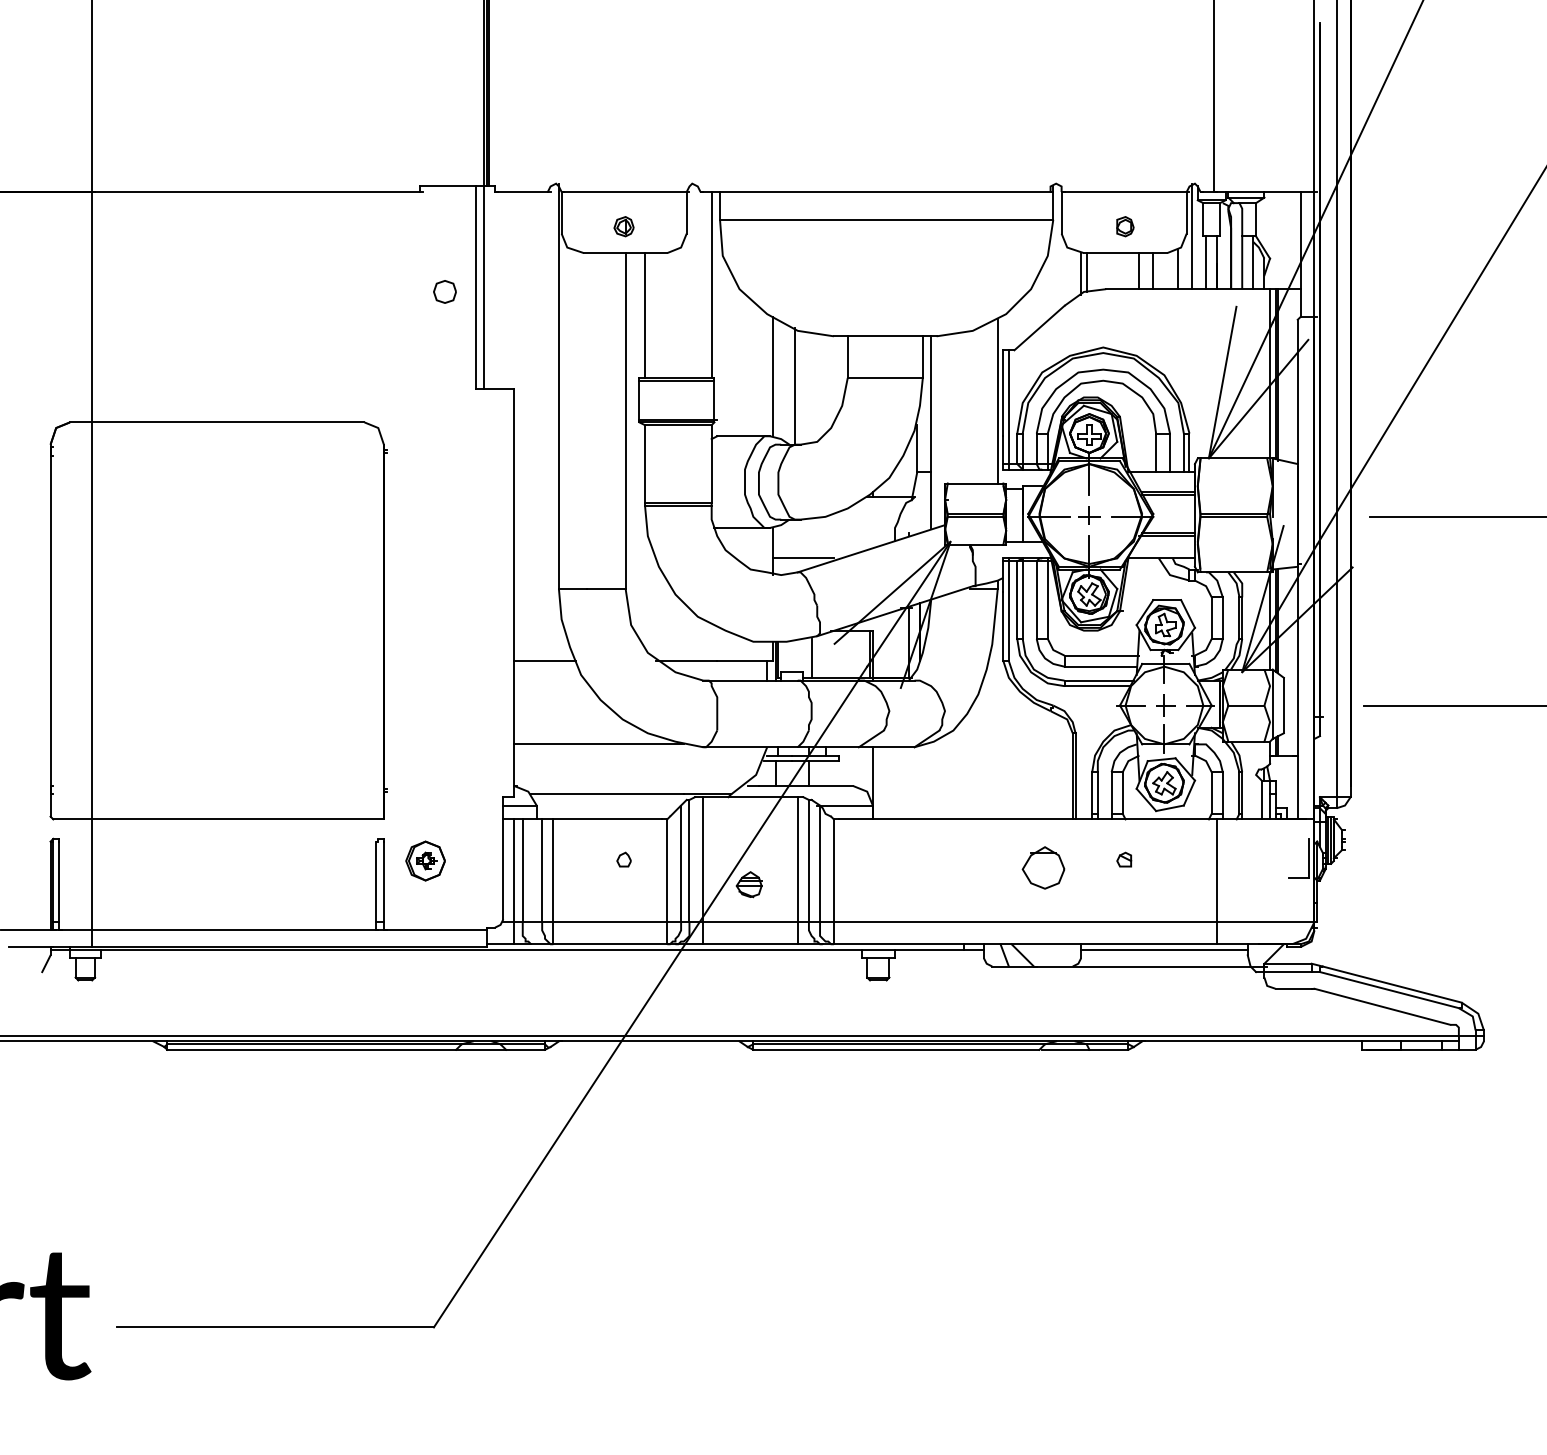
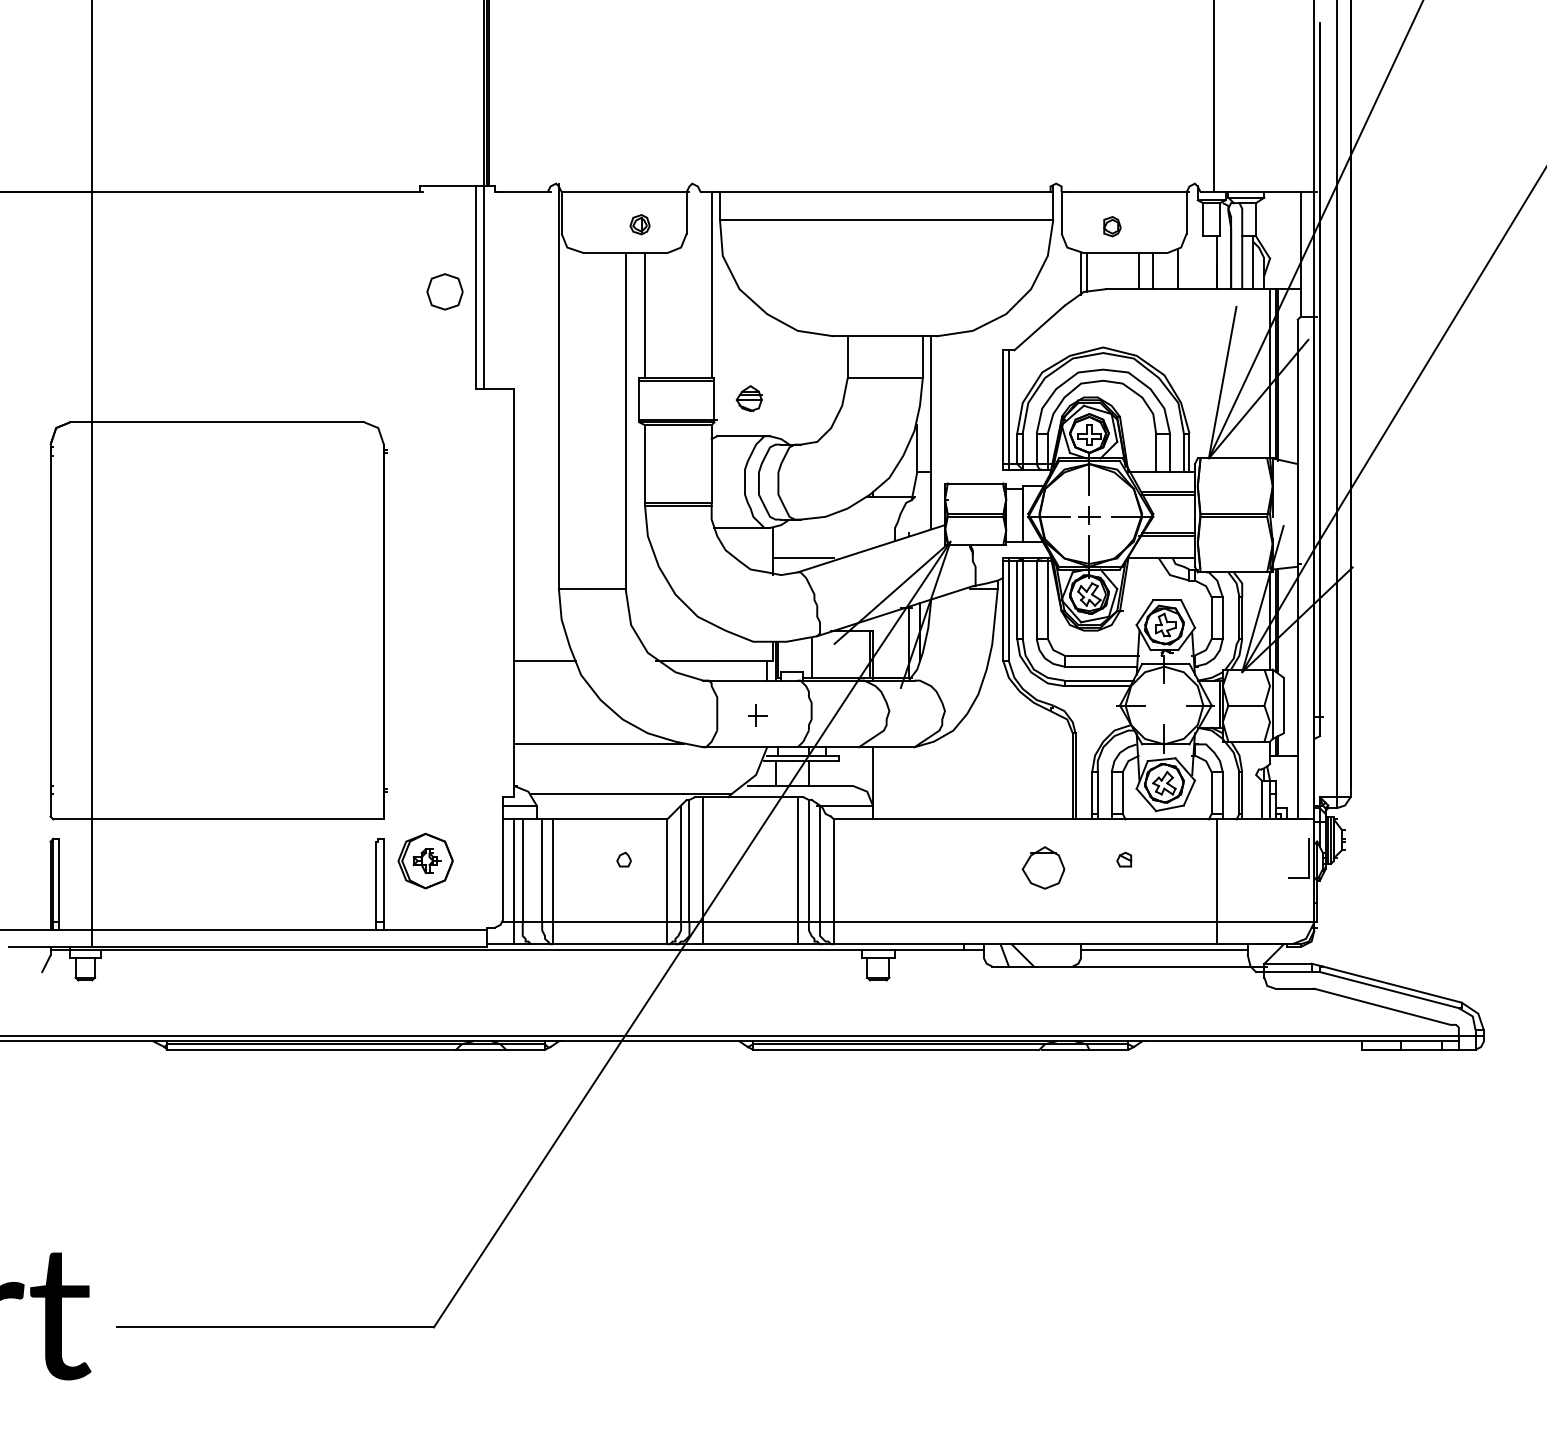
part position: (623, 226) -> (639, 224) (639, 224)
part position: (1125, 226) -> (1112, 226) (1112, 226)
line: present -> none (1192, 236)
line: present -> none (1206, 262)
part size: 24x24 px -> 38x38 px (444, 291)
line: present -> none (772, 376)
line: present -> none (794, 386)
line: present -> none (997, 401)
line: present -> none (1456, 516)
part position: (1165, 705) -> (757, 715) (757, 715)
line: present -> none (1453, 705)
part size: 41x42 px -> 57x58 px (425, 860)
part position: (748, 884) -> (748, 398) (748, 398)
